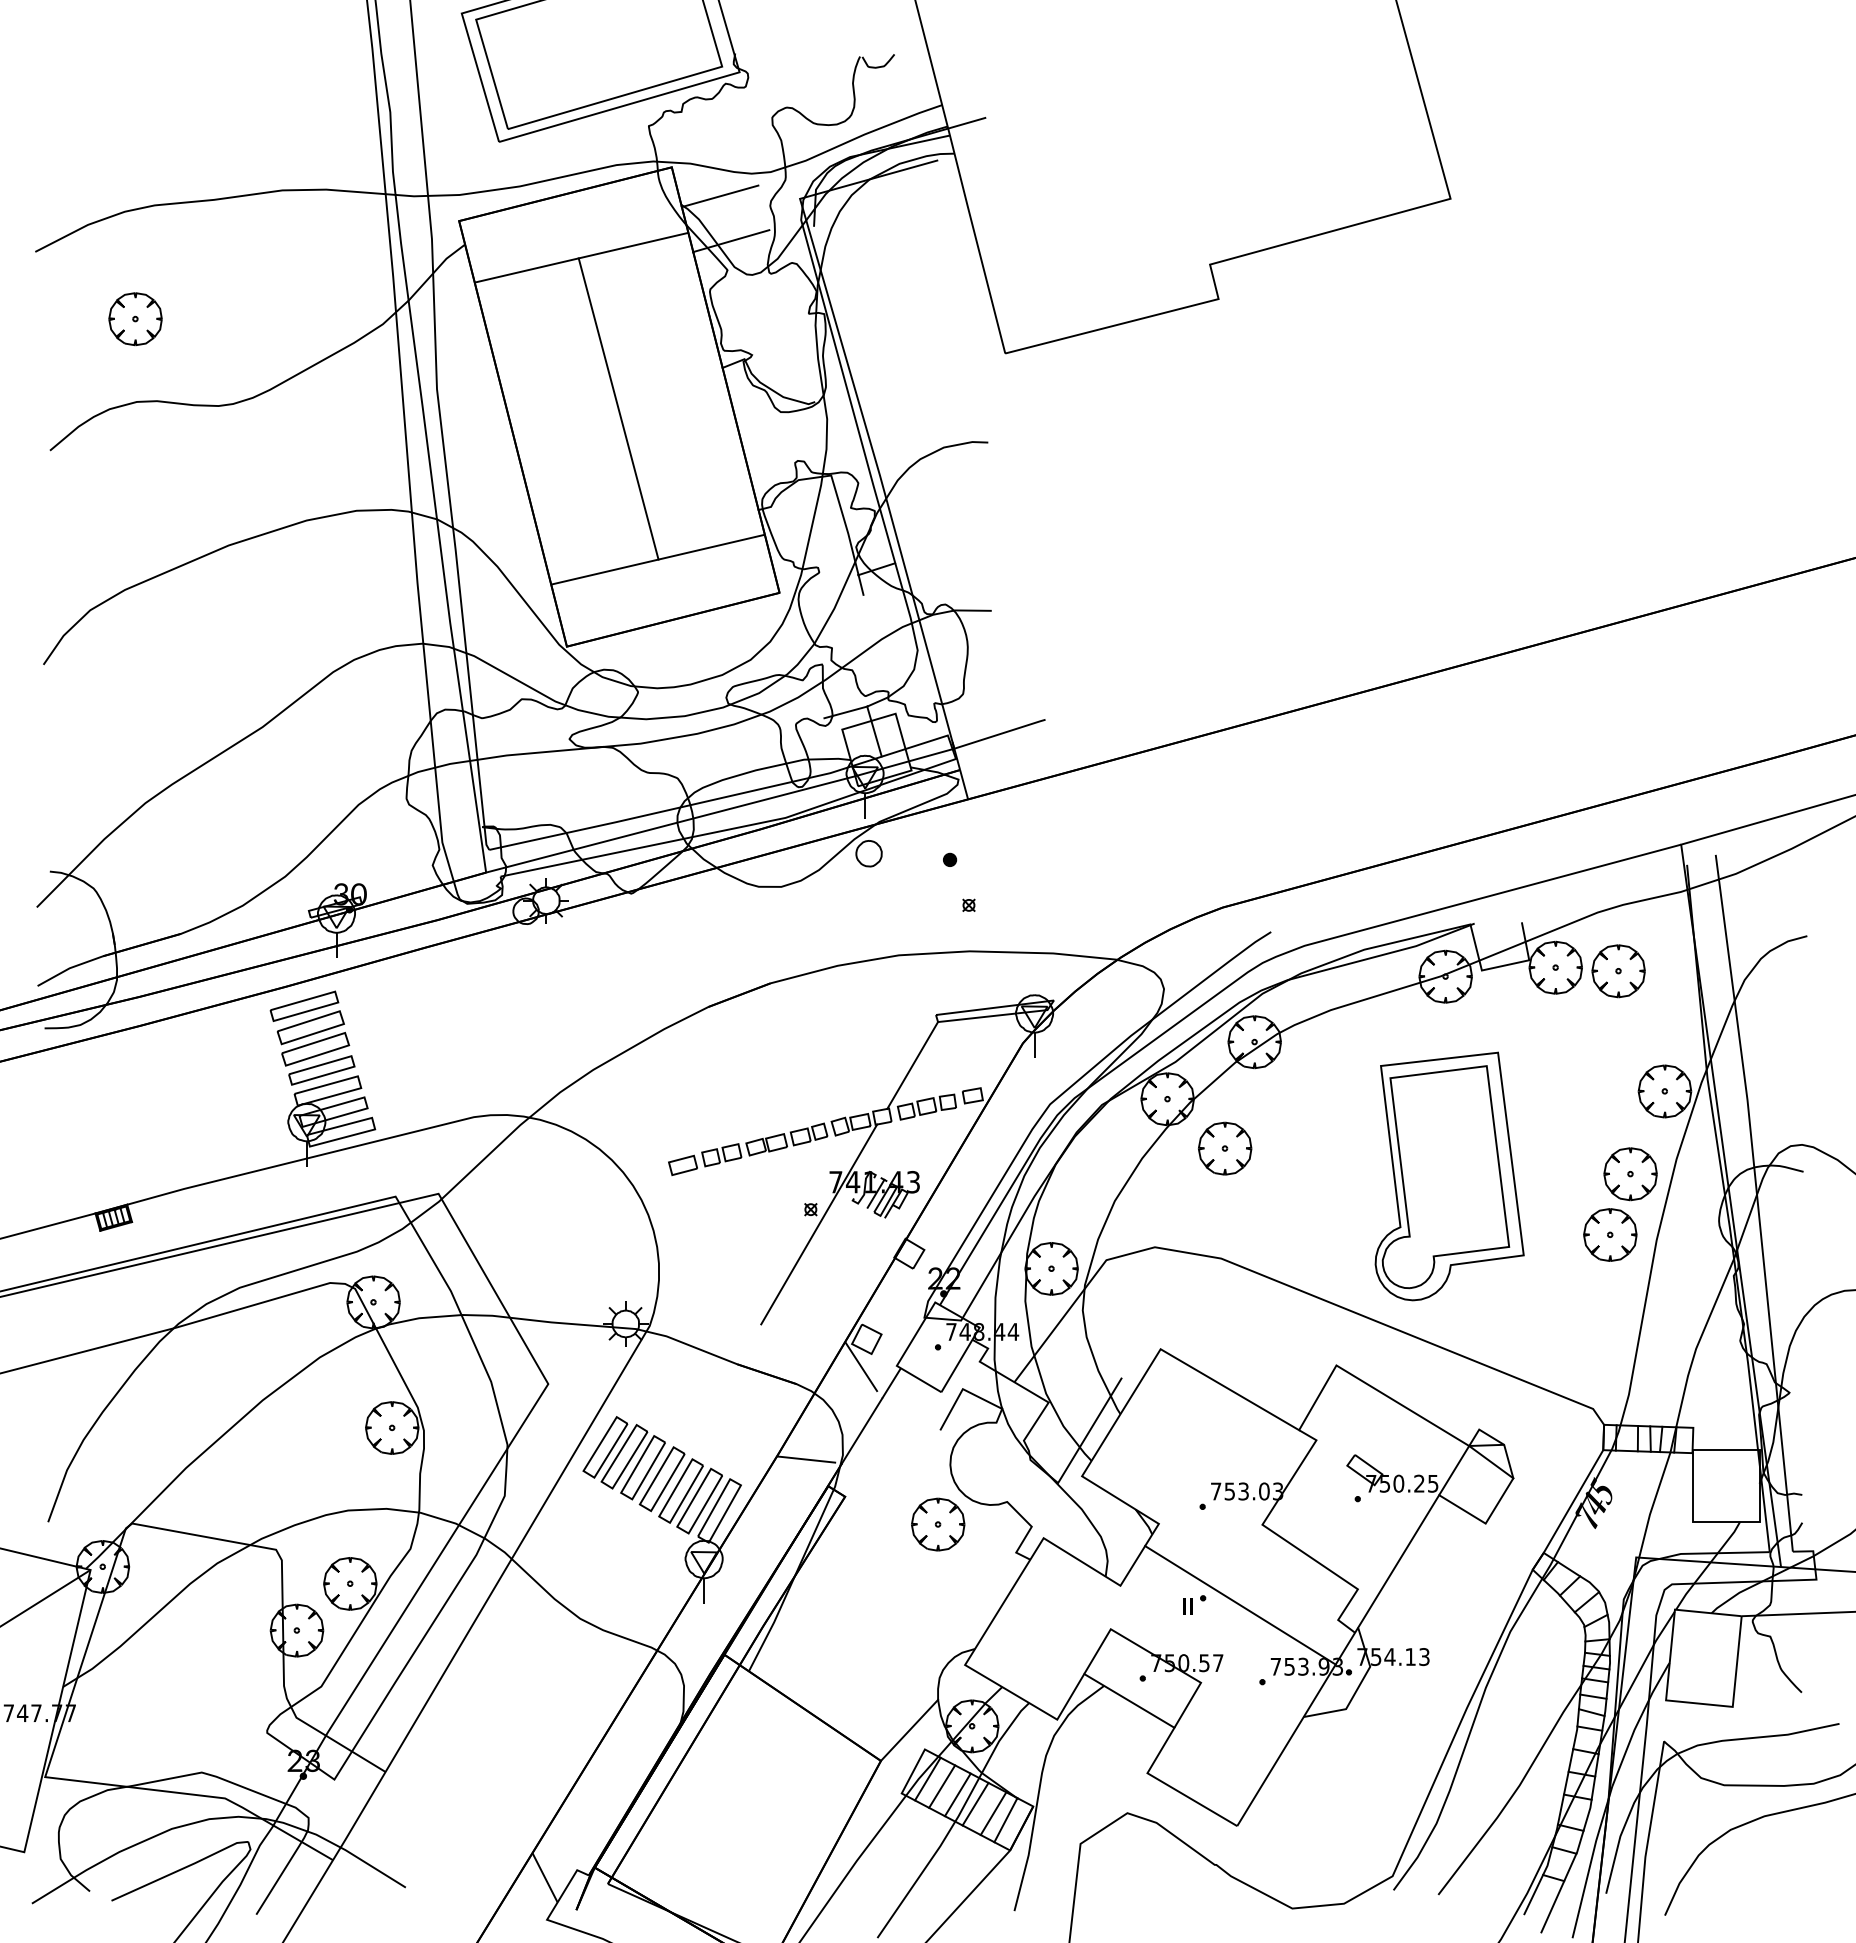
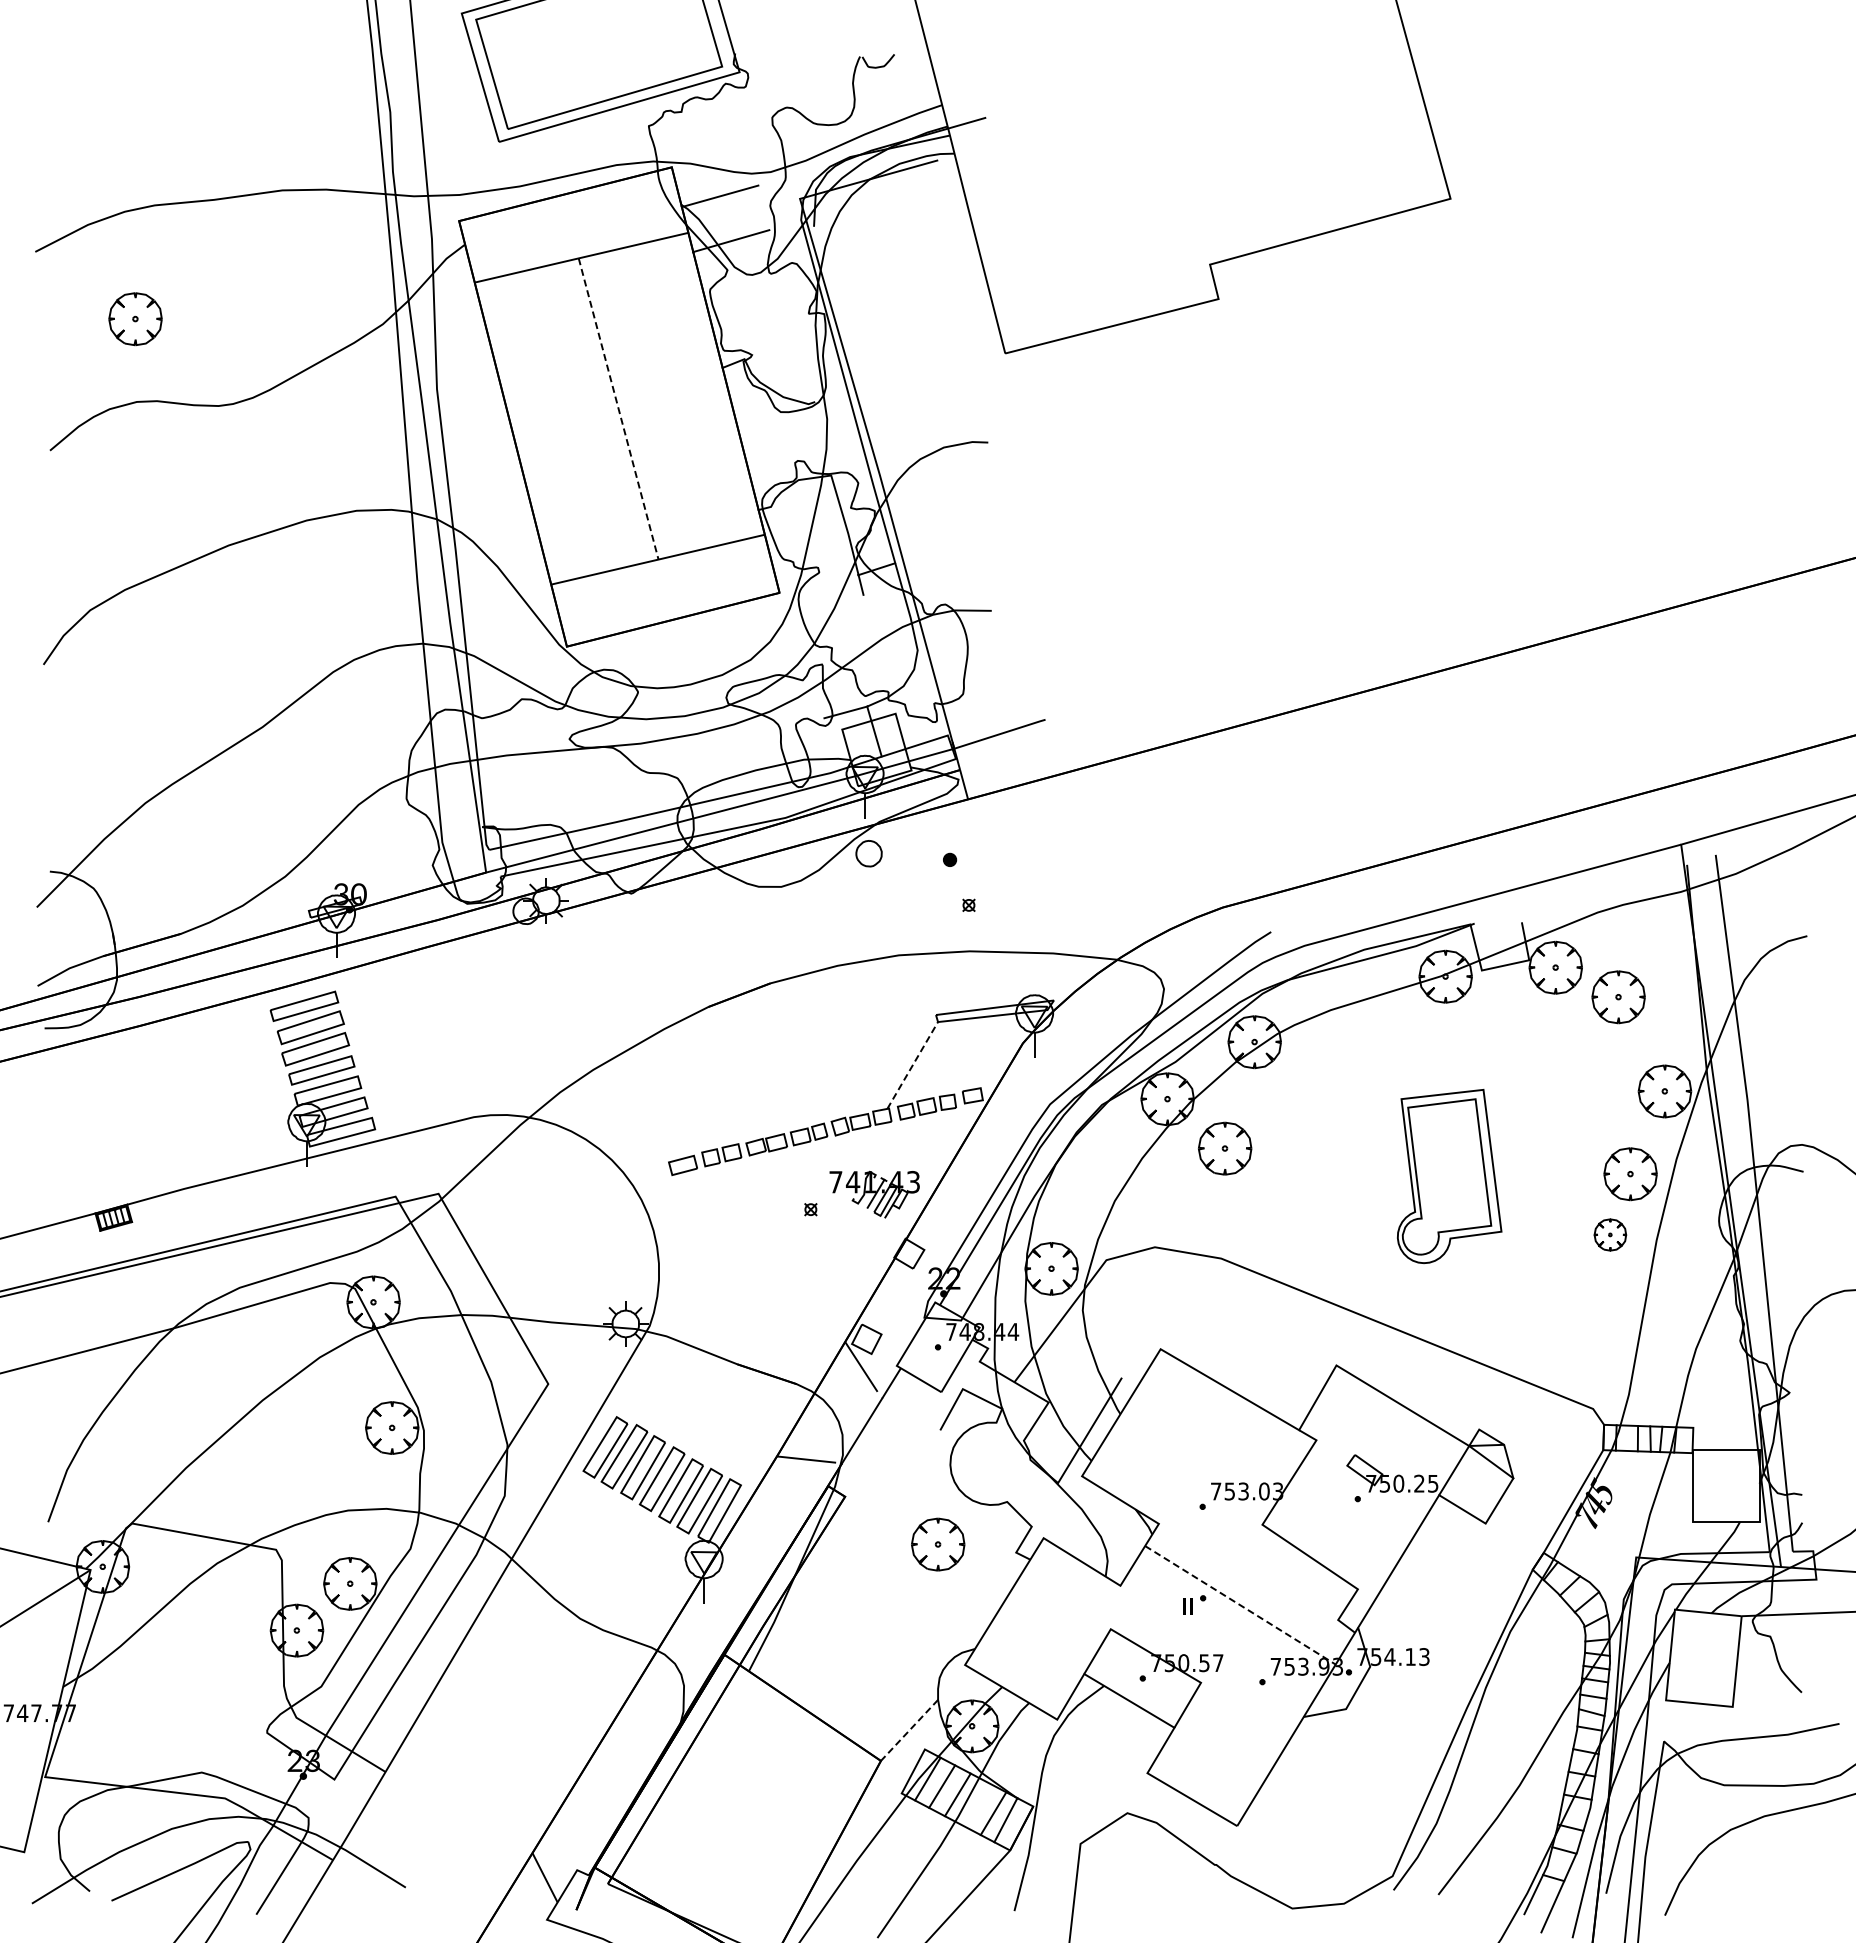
line: solid -> dashed (618, 408)
part position: (1618, 971) -> (1618, 997) (1618, 997)
line: solid -> dashed (912, 1065)
part size: 151x251 px -> 106x175 px (1449, 1176)
line: present -> none (819, 1224)
part size: 55x54 px -> 35x34 px (1610, 1234)
part position: (938, 1524) -> (938, 1544) (938, 1544)
line: solid -> dashed (1240, 1605)
line: solid -> dashed (909, 1730)
line: present -> none (975, 1803)
